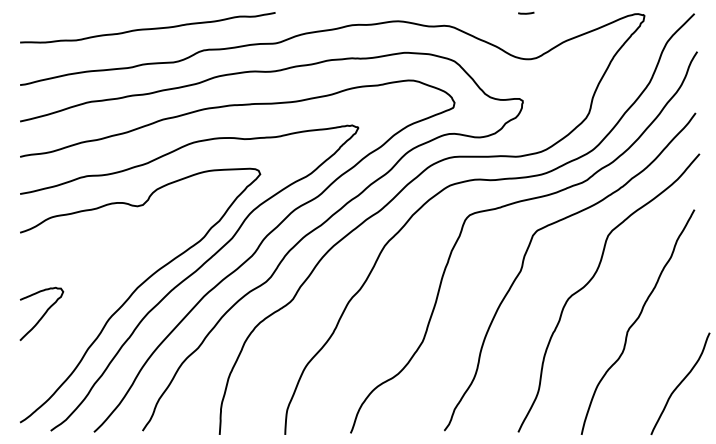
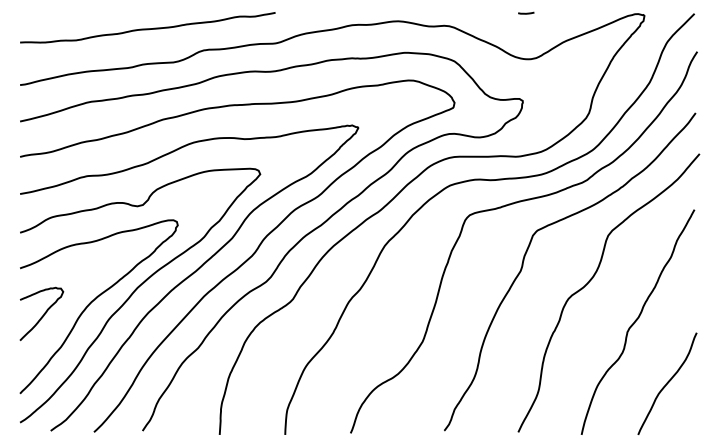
curve: none -> present (95, 300)
curve position: (680, 383) -> (667, 383) (667, 383)
